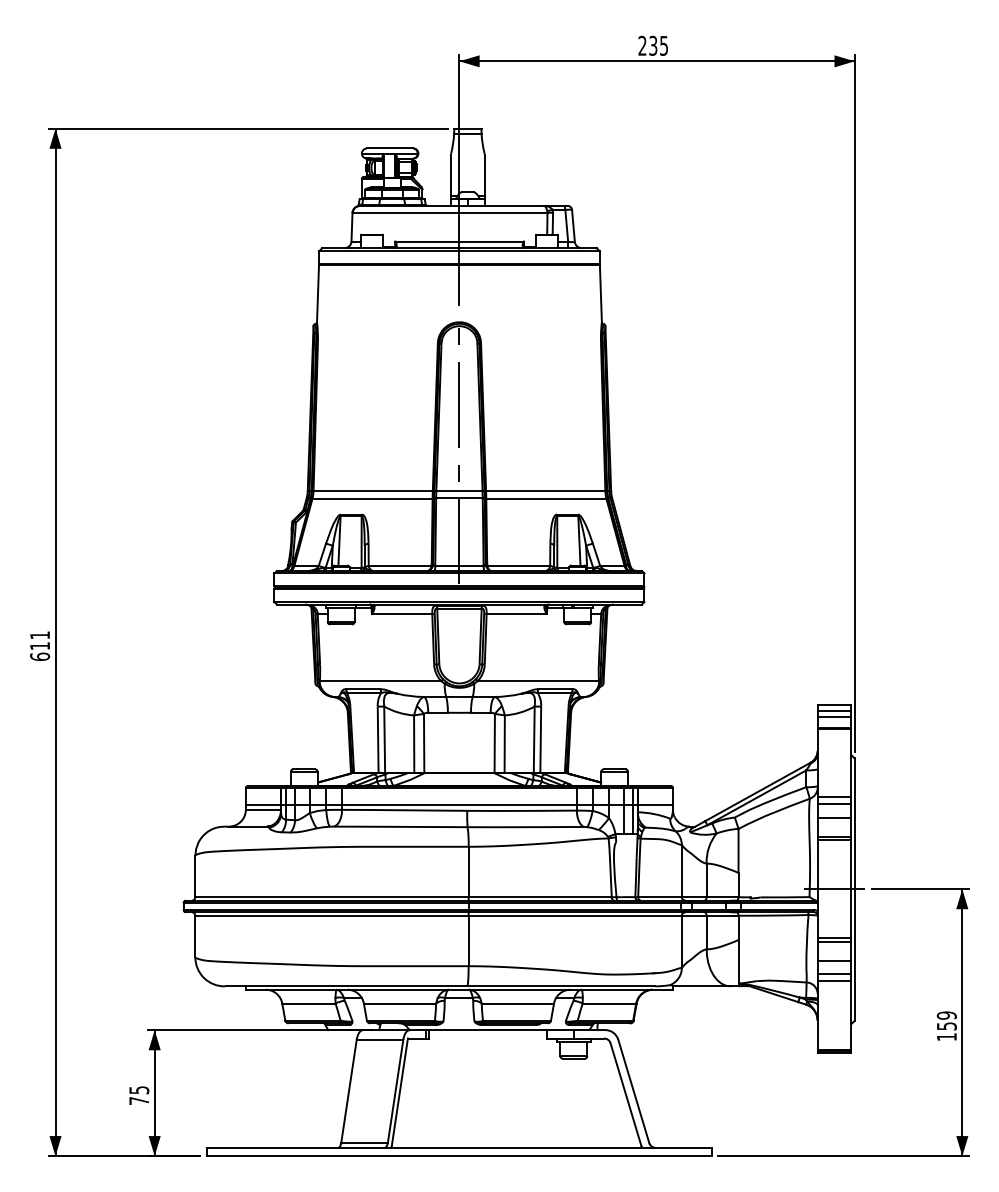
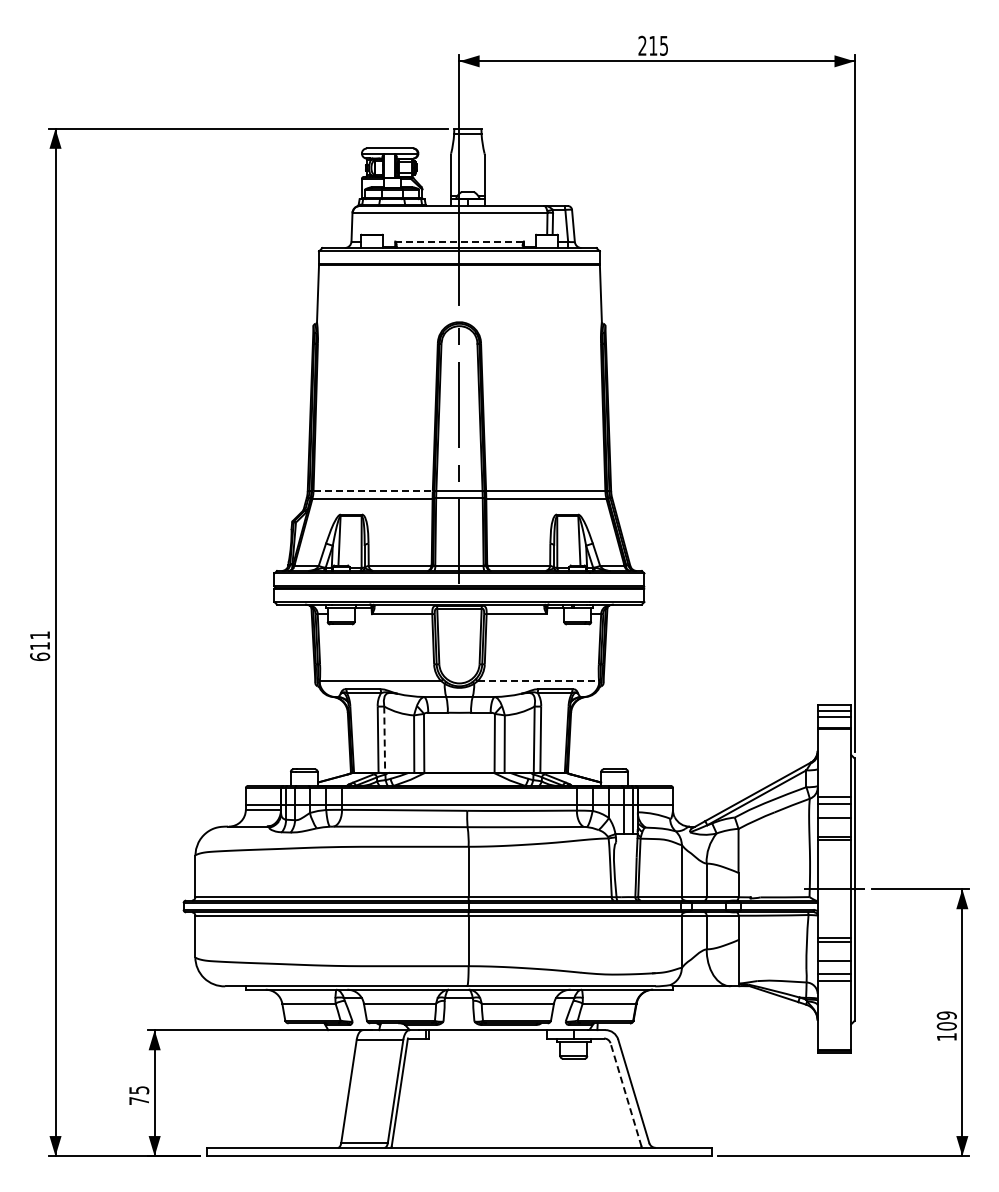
text: 235 -> 215 (653, 45)
line: solid -> dashed (460, 241)
line: solid -> dashed (373, 491)
line: solid -> dashed (538, 681)
line: solid -> dashed (384, 740)
text: 159 -> 109 (946, 1026)
line: solid -> dashed (626, 1094)
